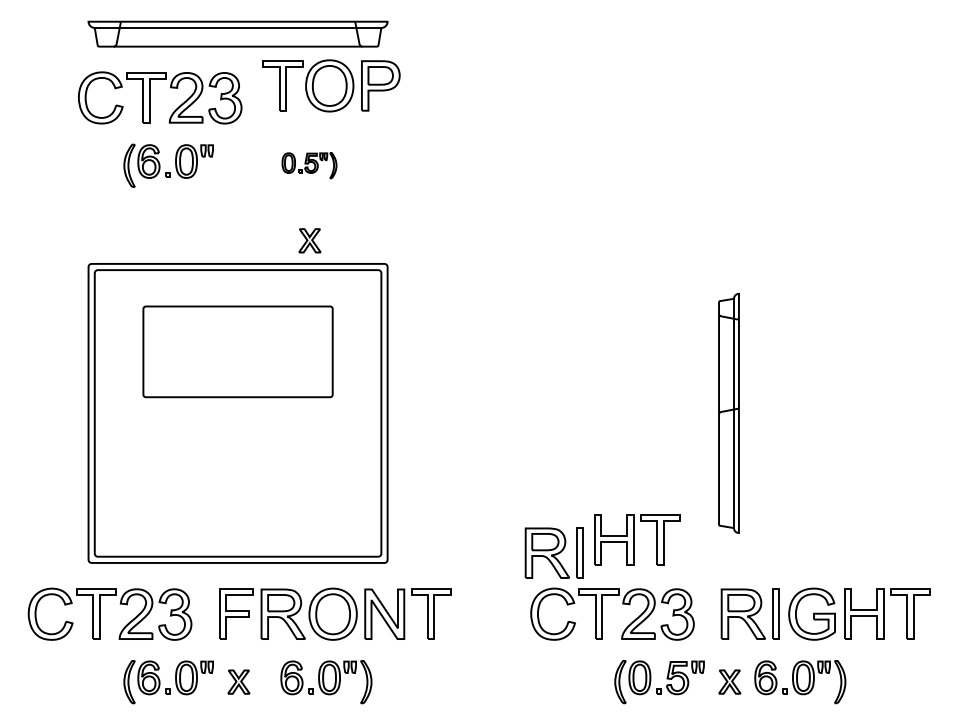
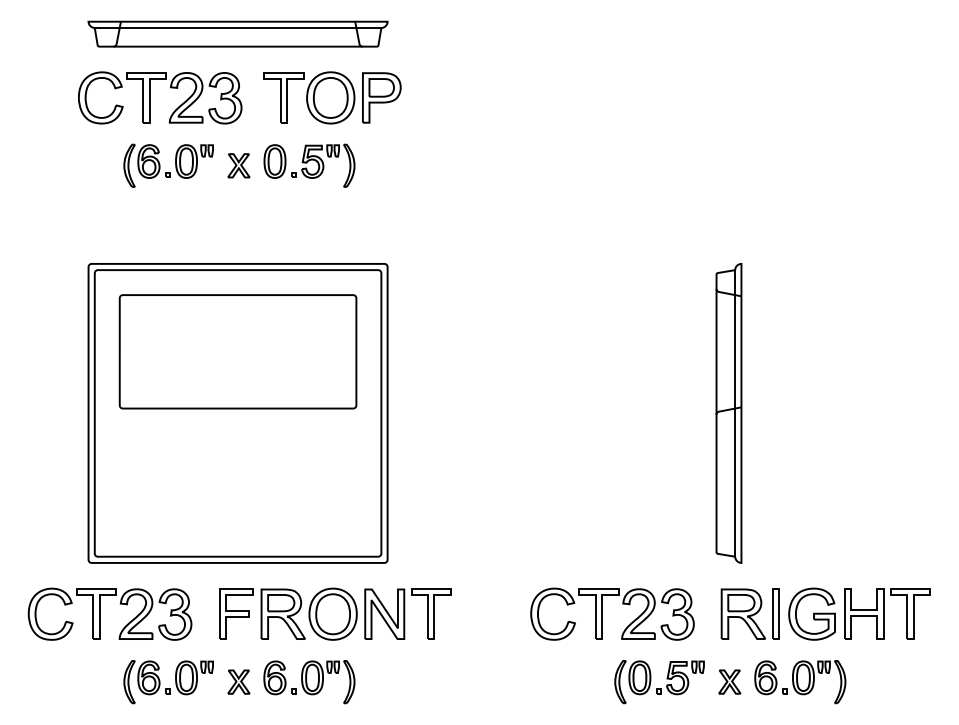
part position: (331, 85) -> (332, 97) (332, 97)
part size: 57x28 px -> 93x45 px (309, 165)
part position: (309, 240) -> (238, 165) (238, 165)
part size: 192x94 px -> 240x116 px (237, 351)
part size: 22x242 px -> 28x301 px (728, 413)
part: present -> none (637, 539)
part: present -> none (553, 552)
part position: (326, 682) -> (309, 682) (309, 682)
